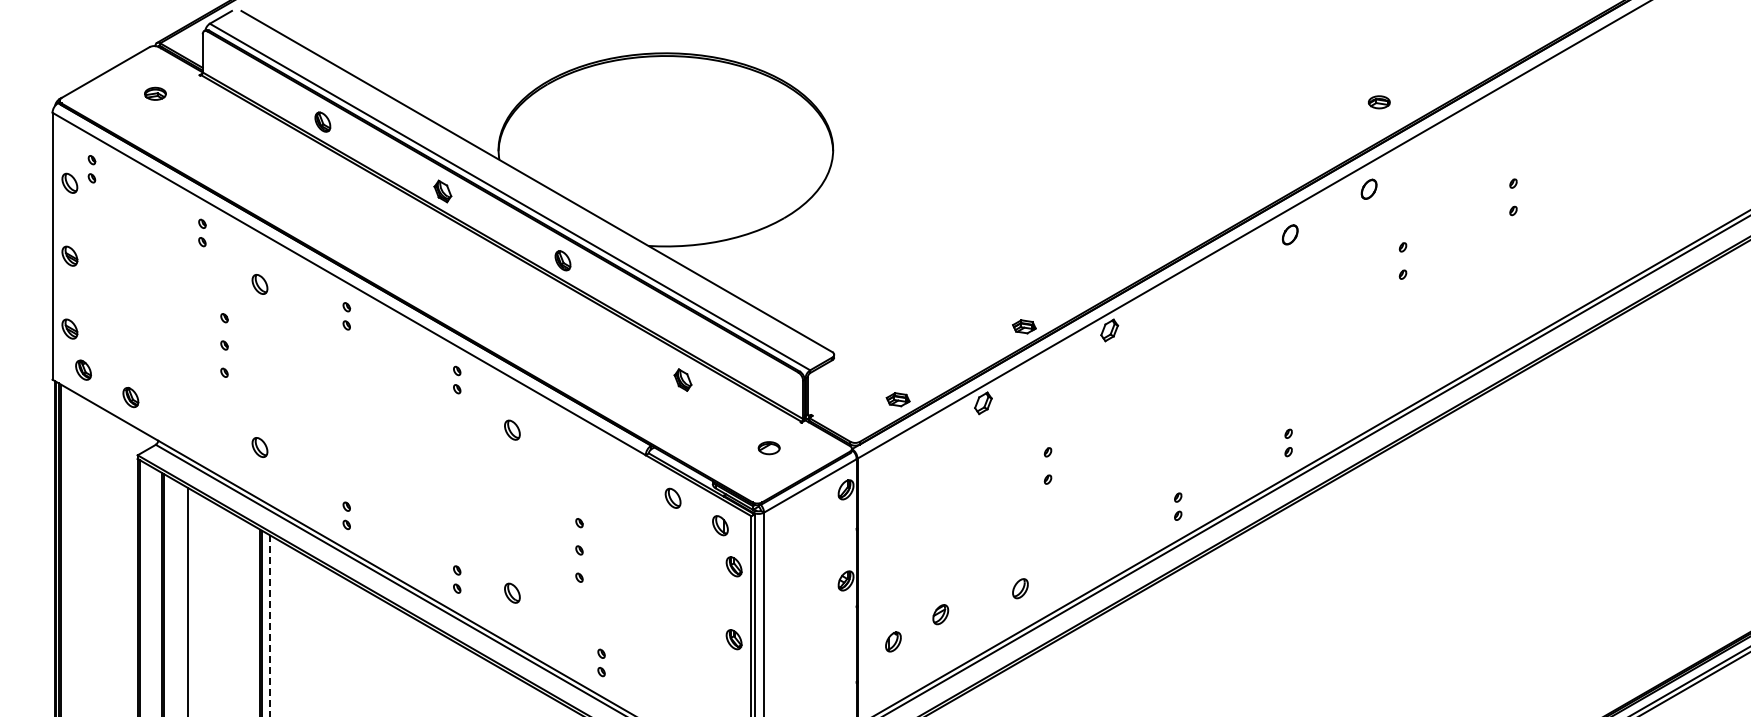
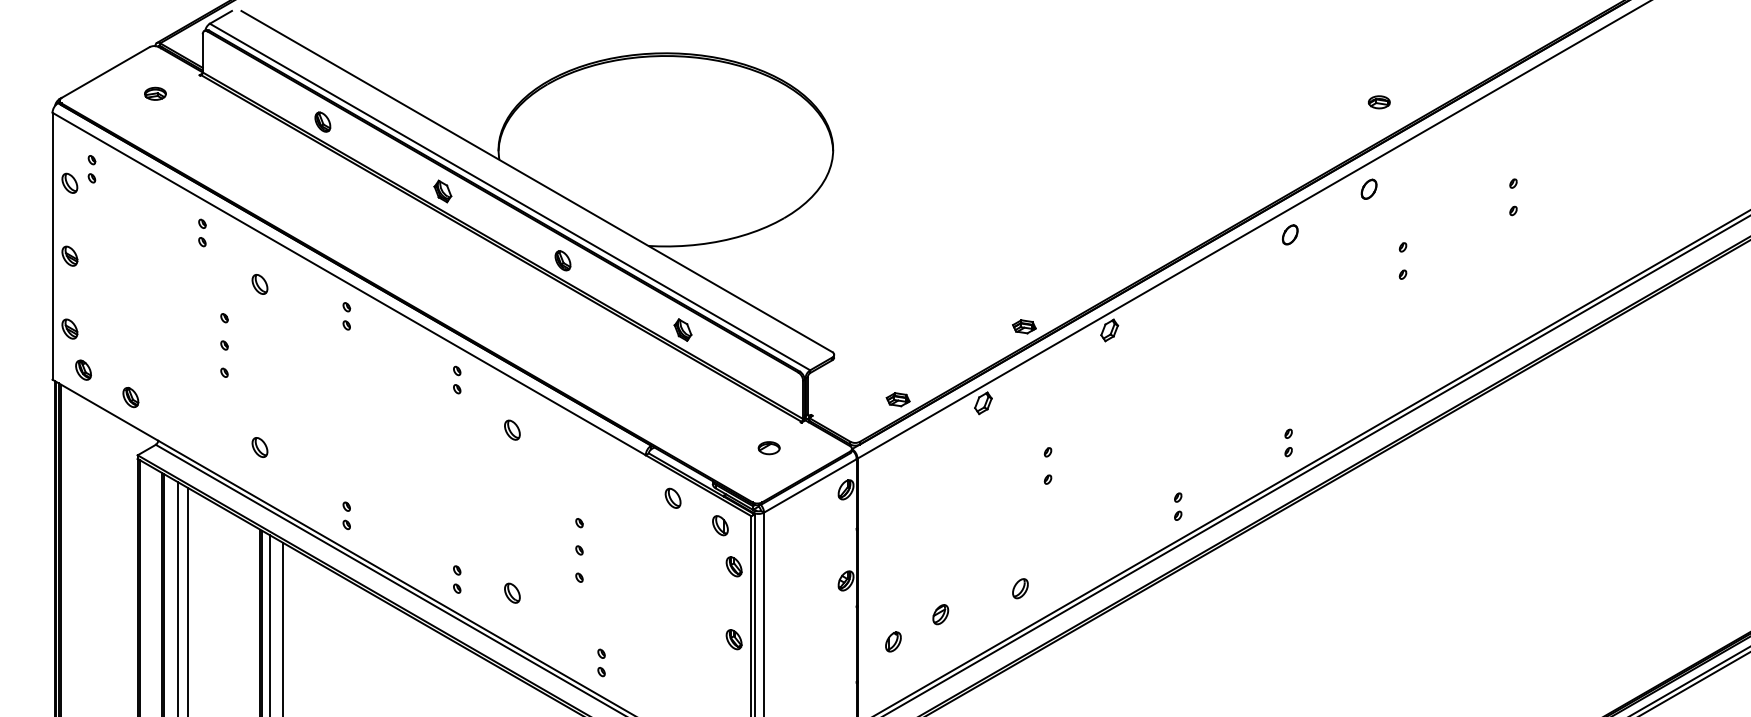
part position: (682, 379) -> (682, 329) (682, 329)
line: none -> present (178, 597)
line: dashed -> solid (270, 626)
line: none -> present (282, 627)
